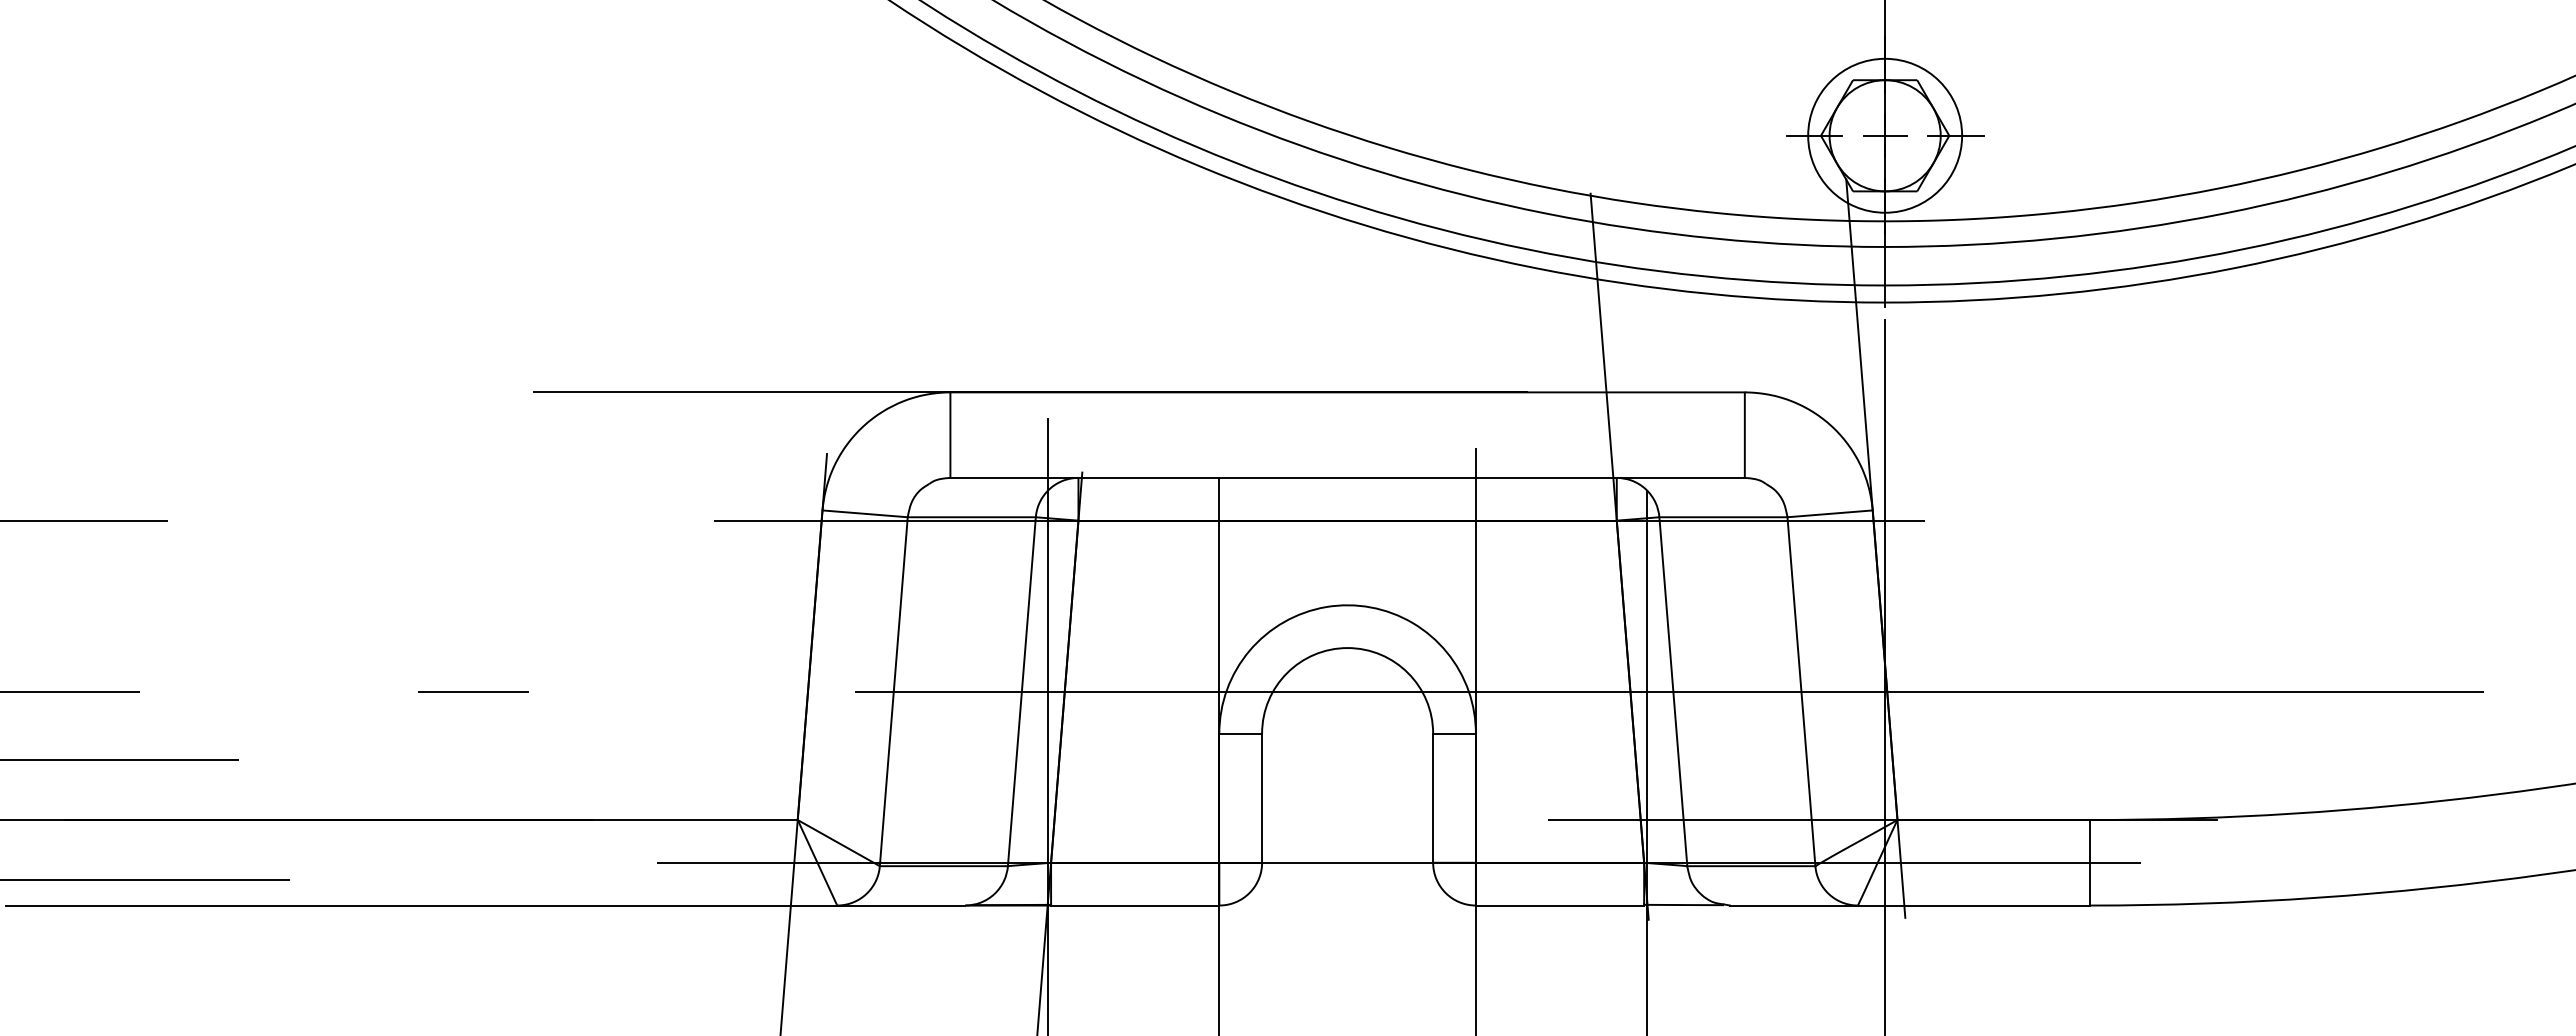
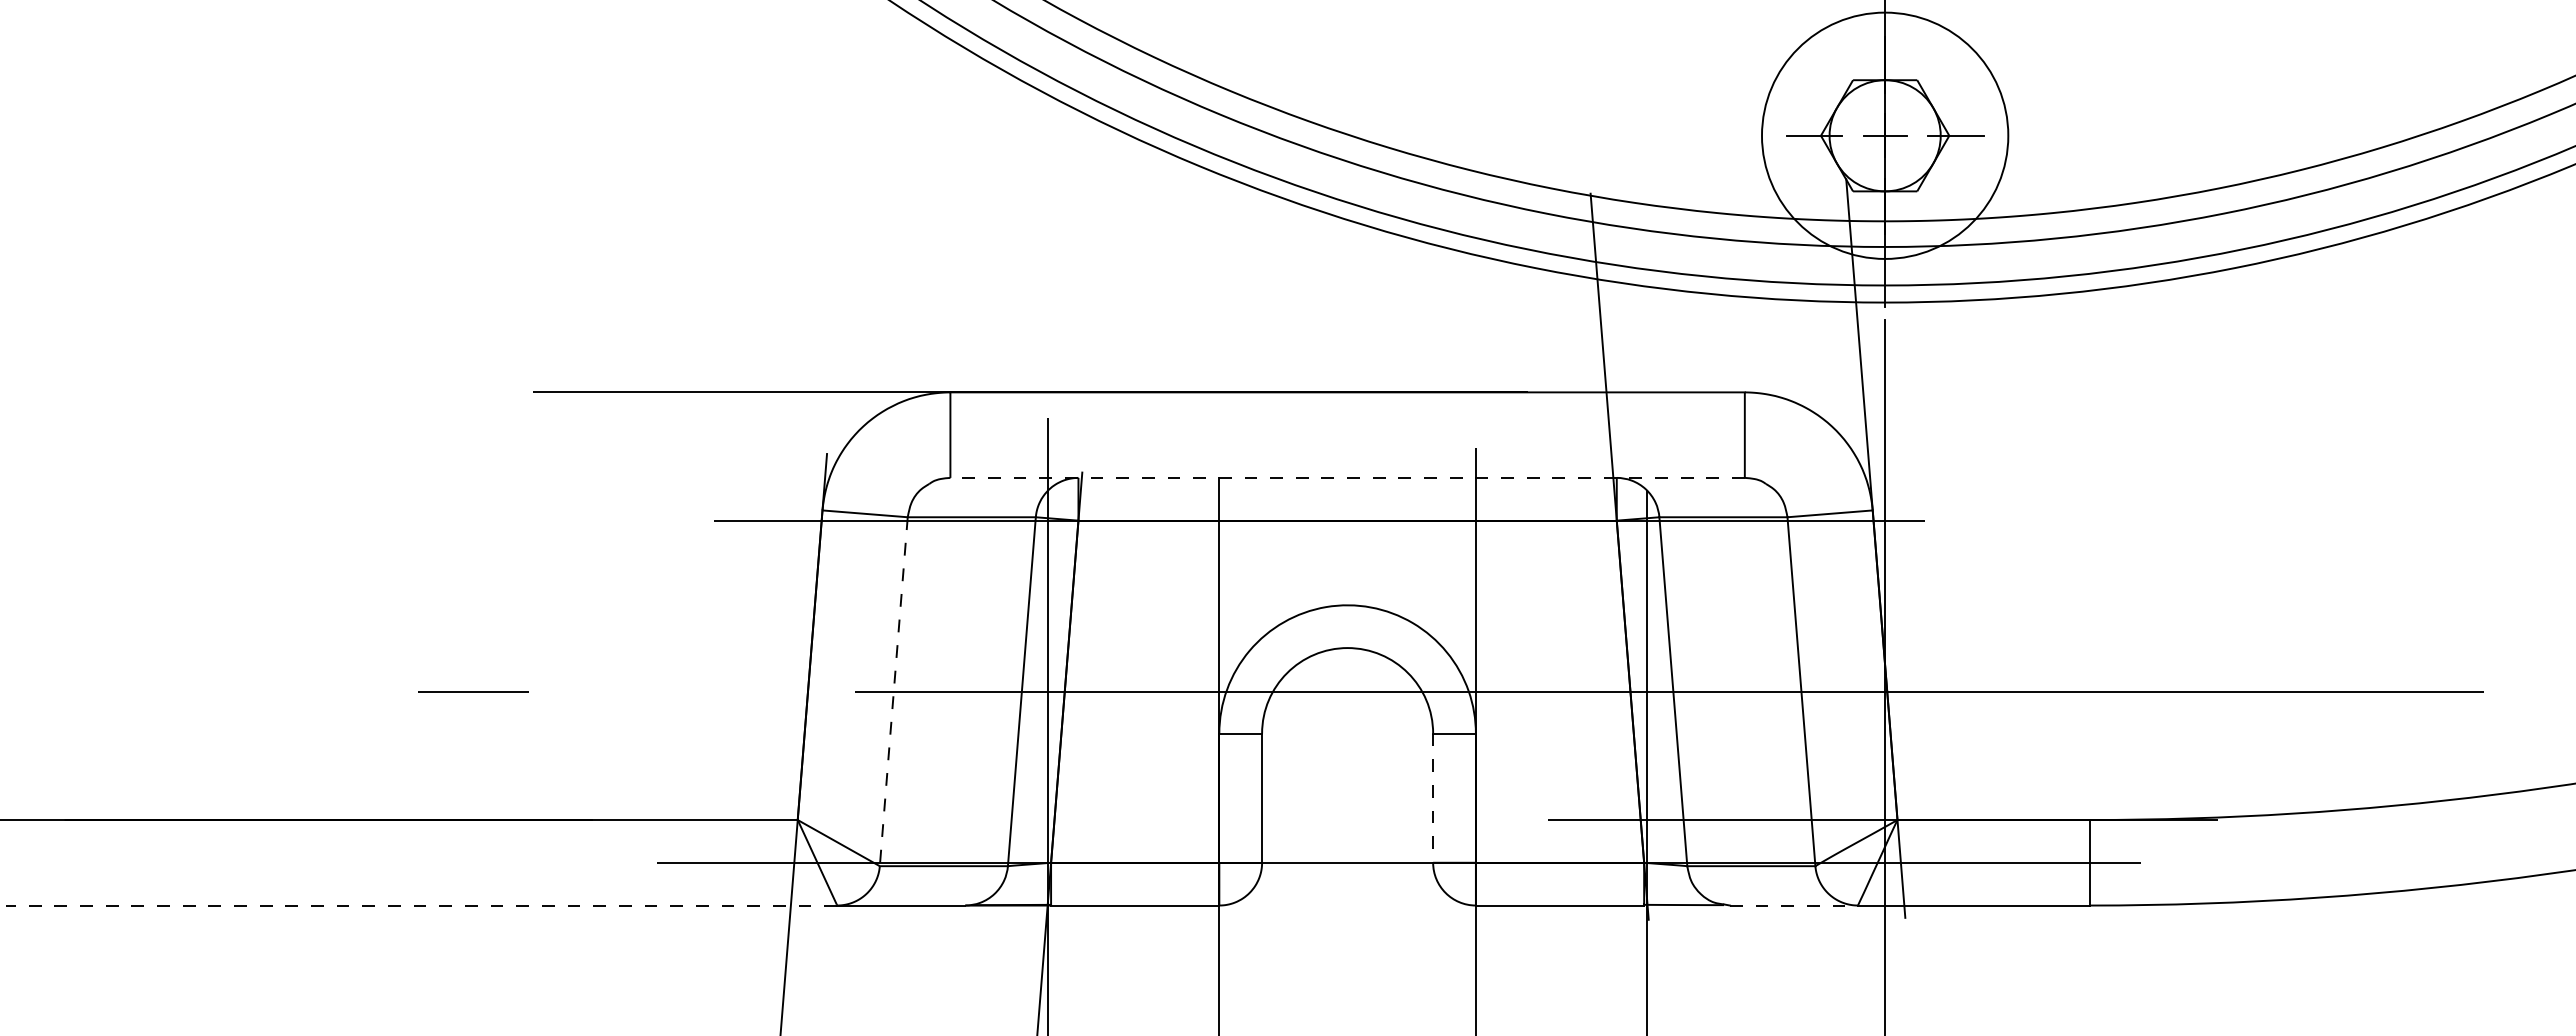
circle diameter: 154 px -> 246 px (1885, 135)
line: solid -> dashed (1347, 477)
line: present -> none (84, 520)
line: present -> none (70, 691)
line: solid -> dashed (893, 692)
line: present -> none (120, 760)
line: solid -> dashed (1433, 798)
line: present -> none (145, 879)
line: solid -> dashed (421, 905)
line: solid -> dashed (1794, 905)
